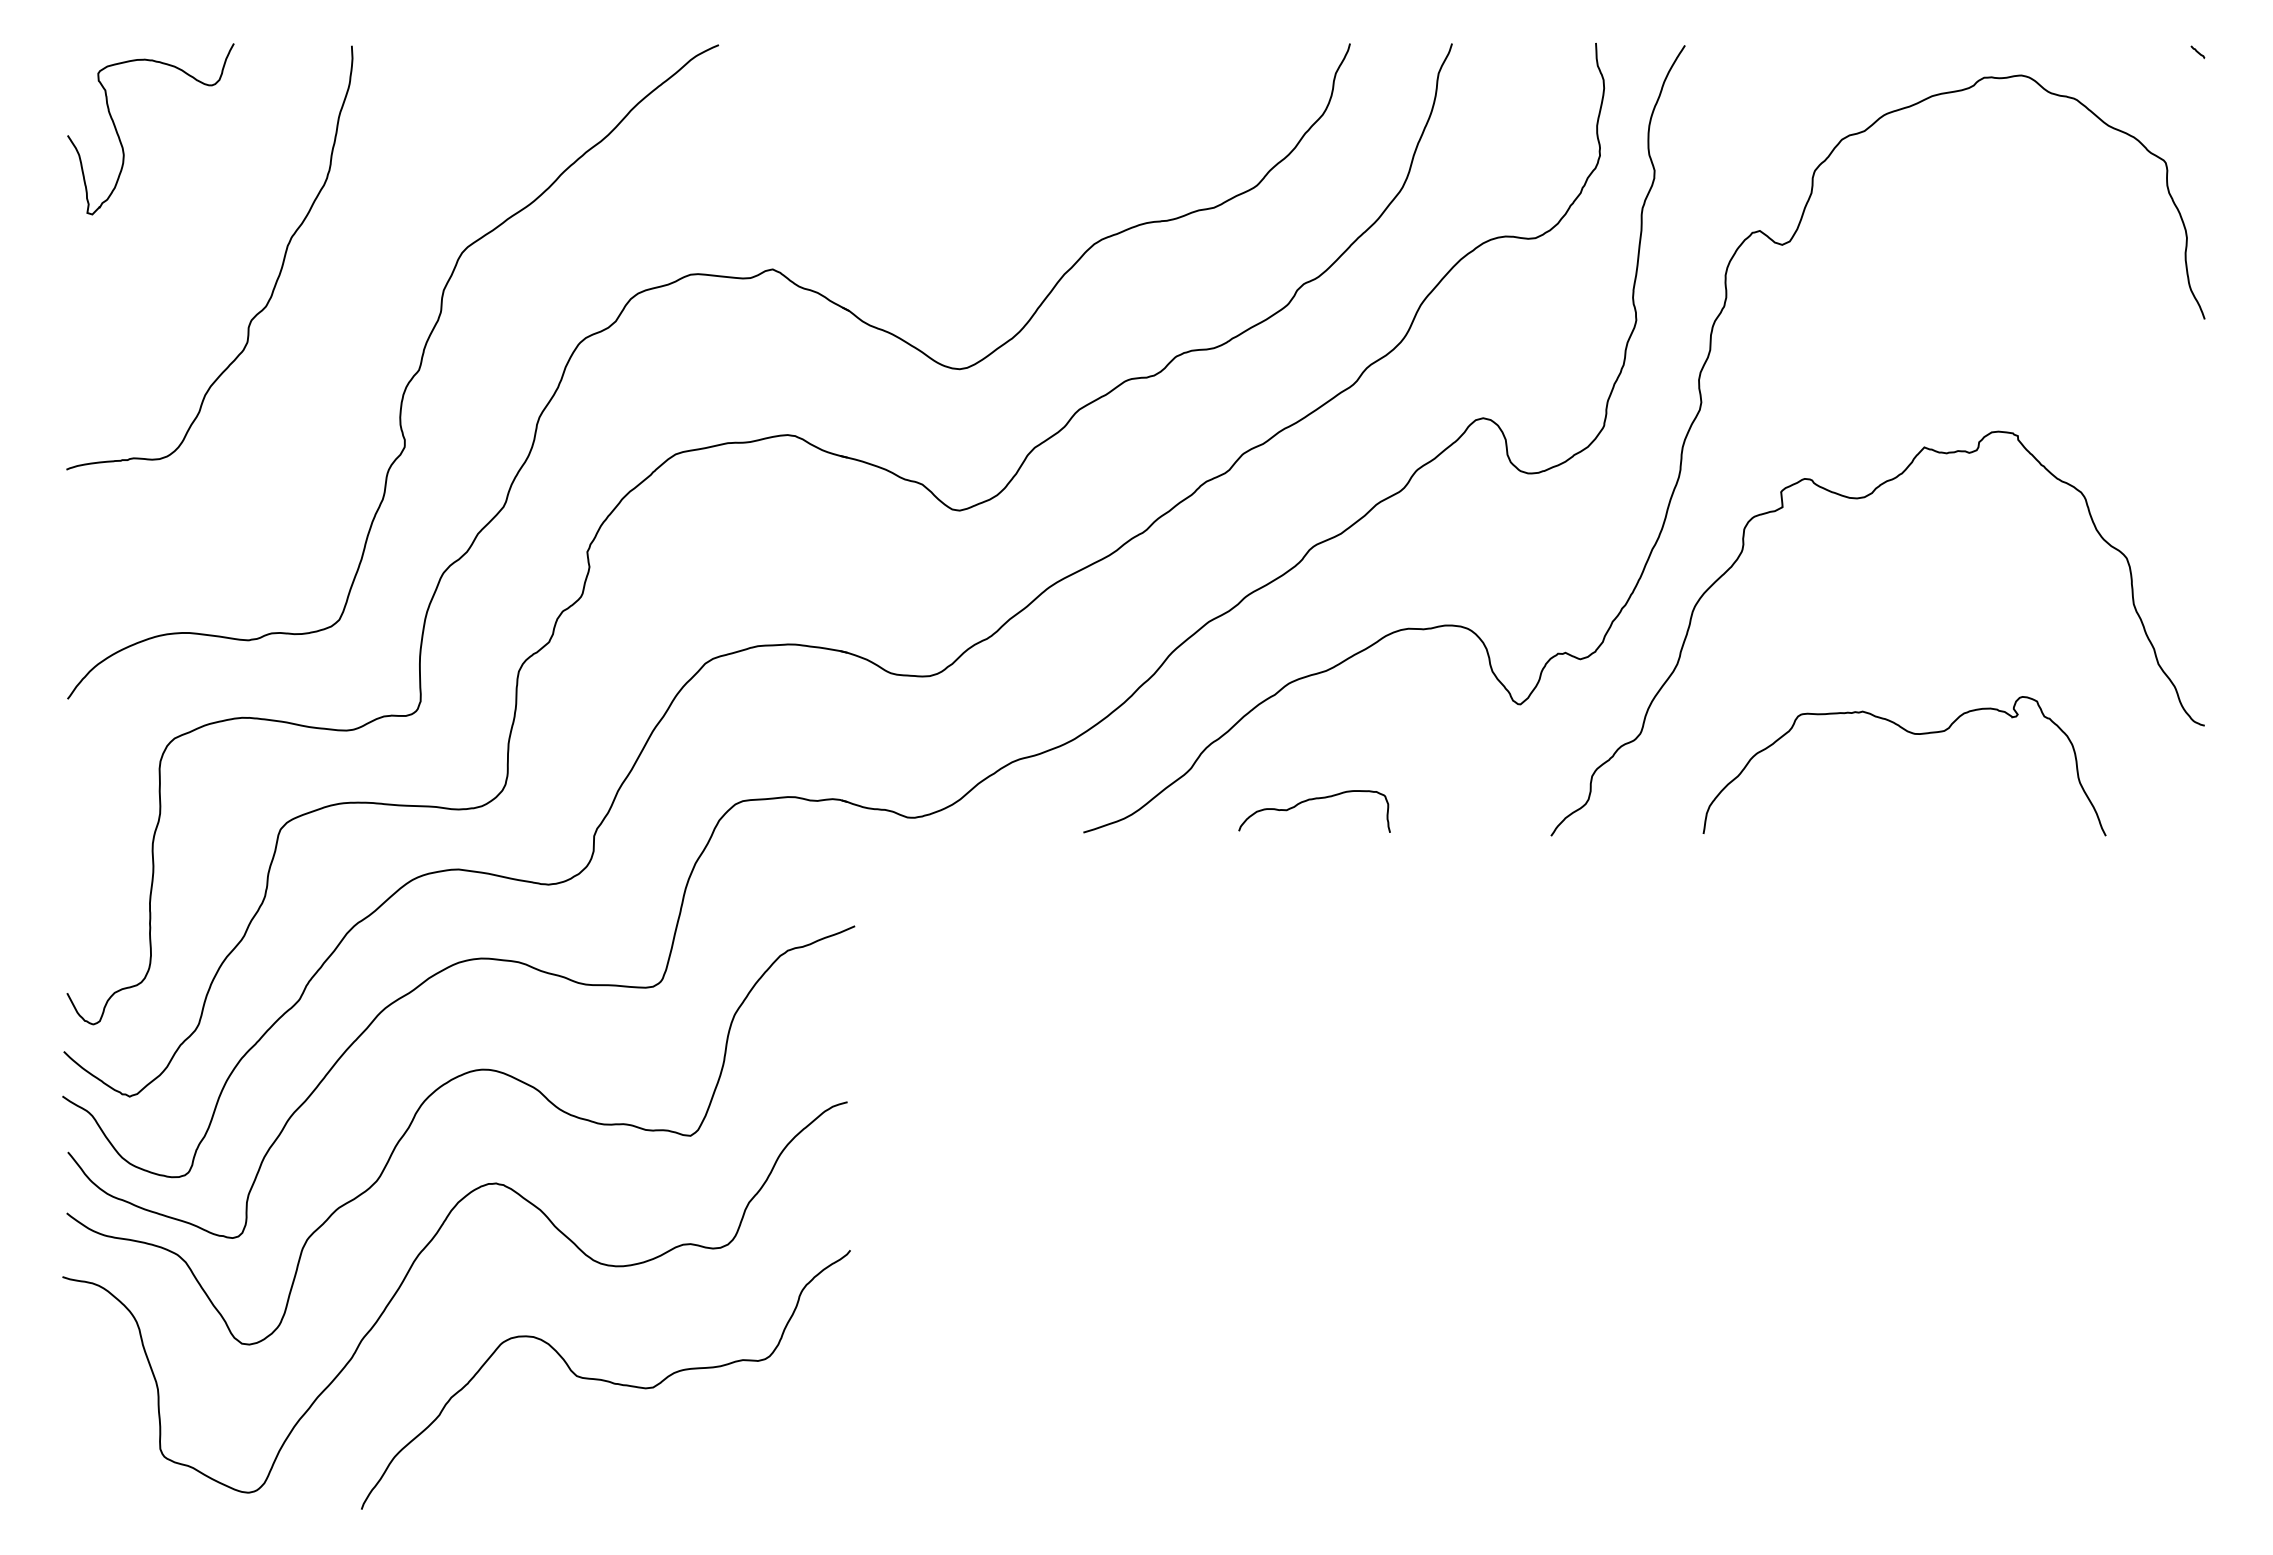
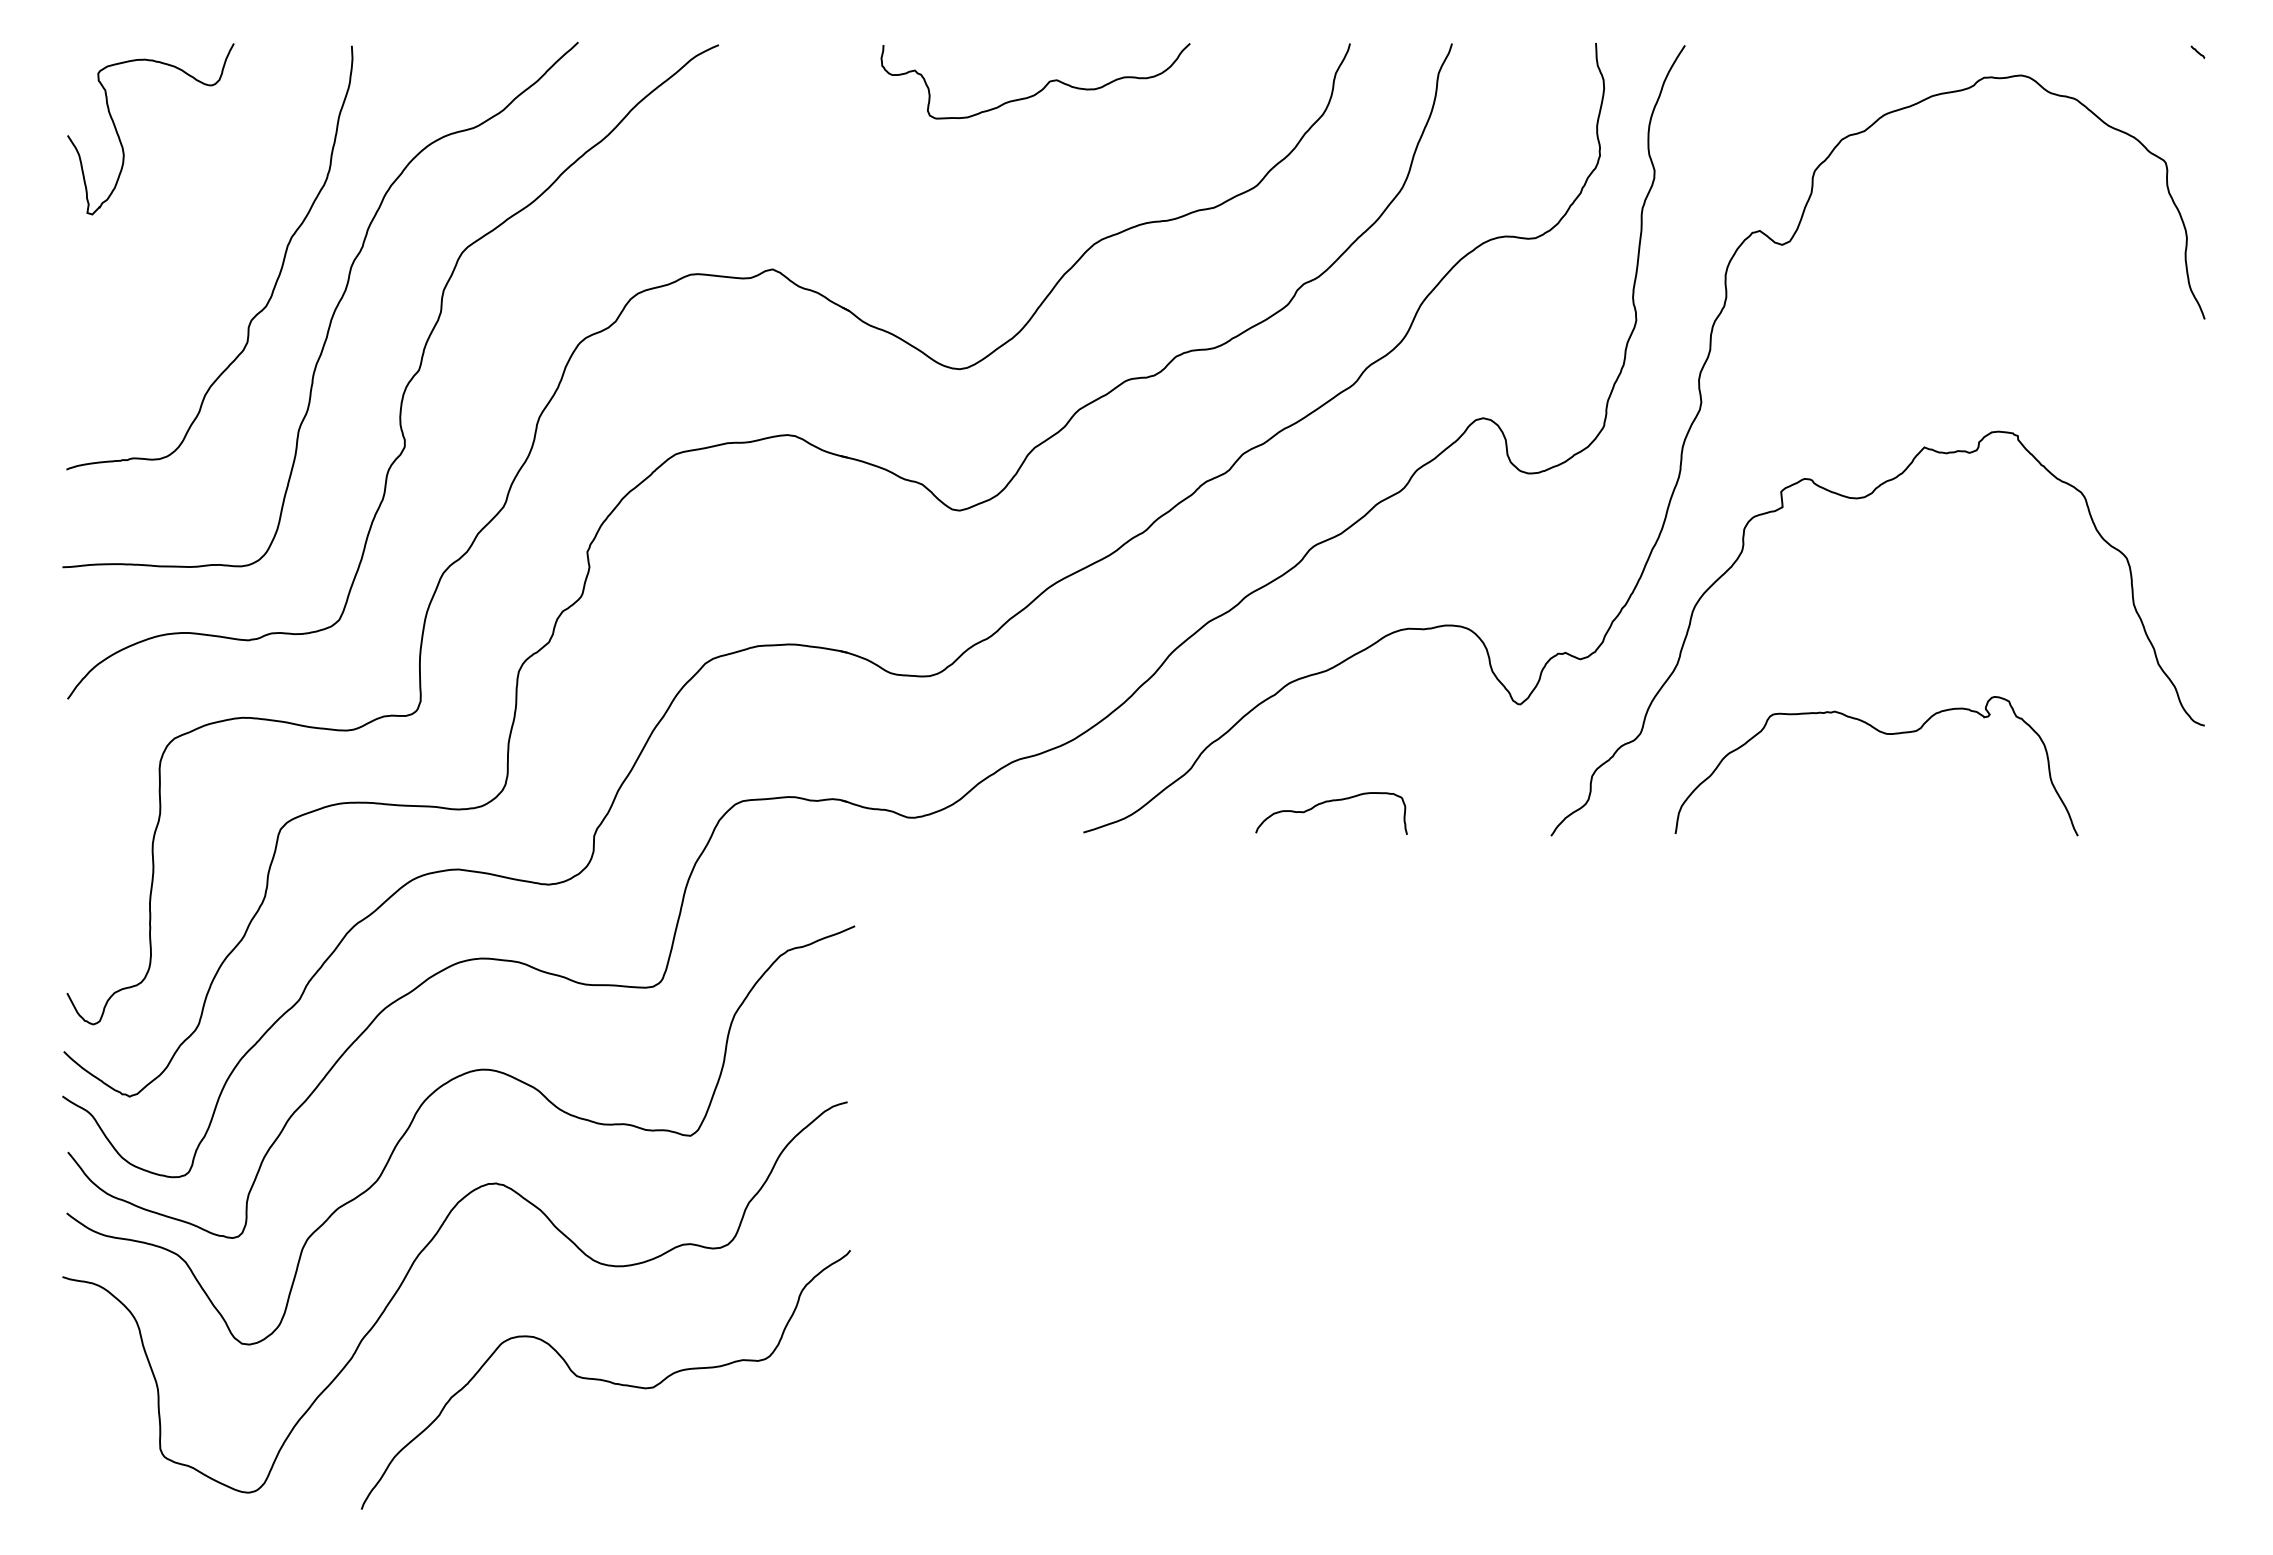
curve: none -> present (1040, 89)
curve: none -> present (333, 311)
curve position: (1912, 734) -> (1884, 734) (1884, 734)
curve position: (1312, 800) -> (1329, 802) (1329, 802)
